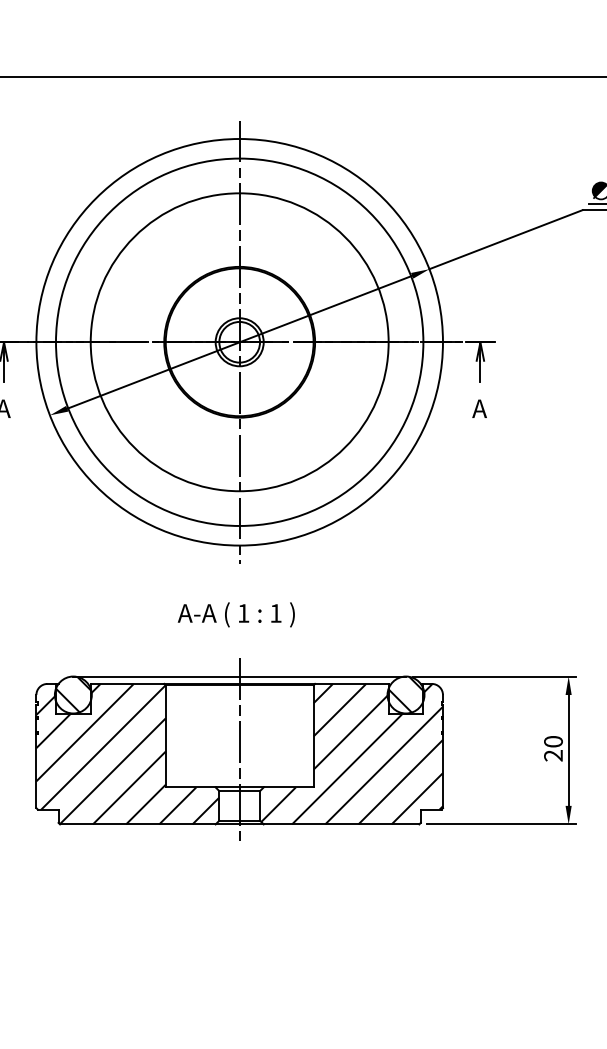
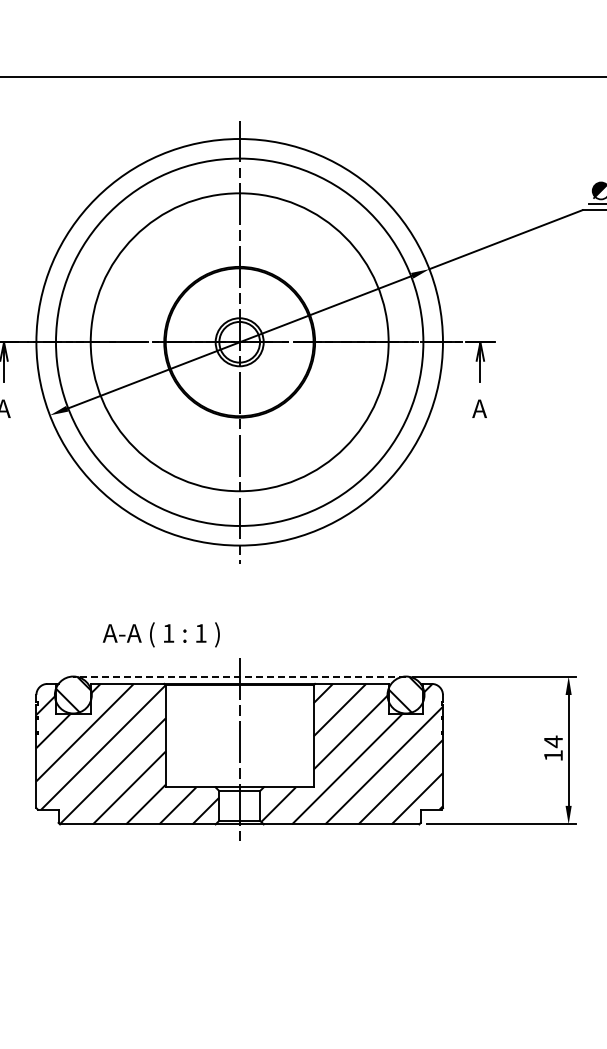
text position: (235, 614) -> (160, 634) (160, 634)
line: solid -> dashed (239, 676)
text: 20 -> 14 (553, 748)
